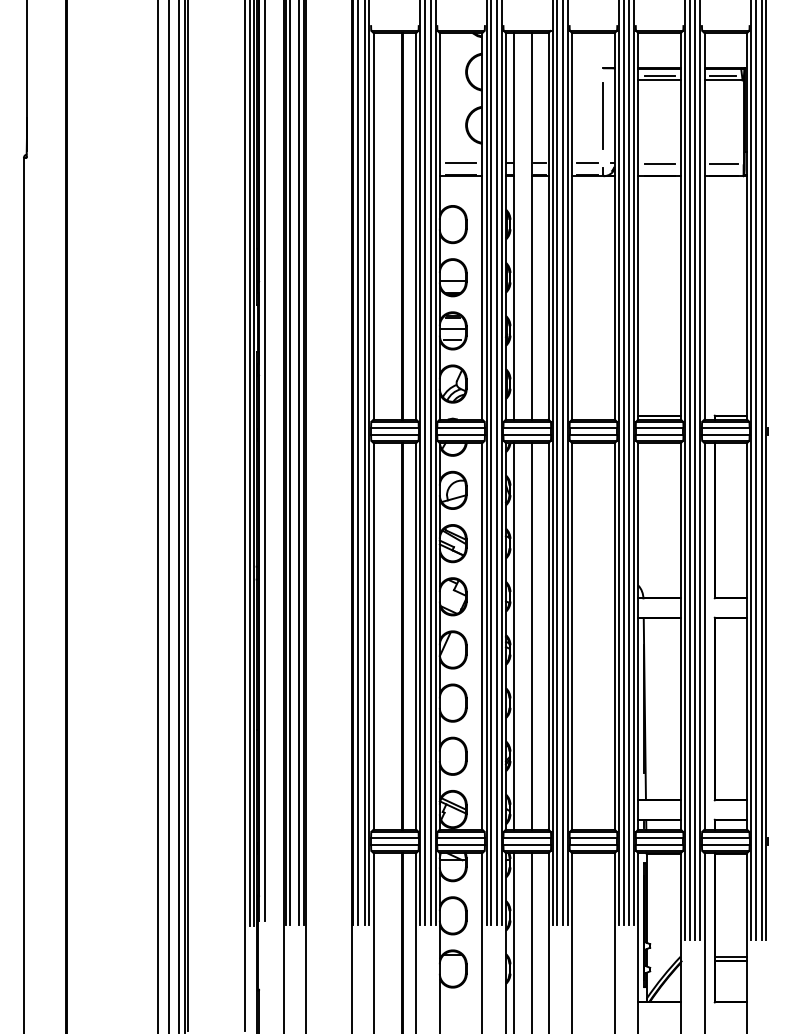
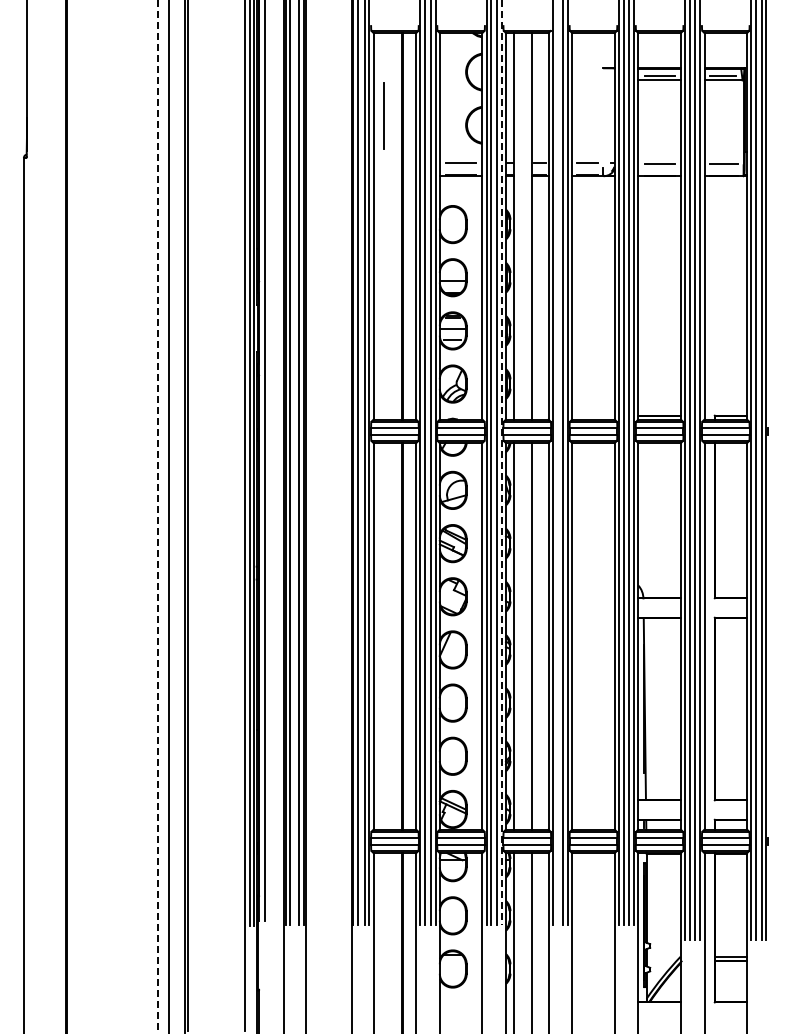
line position: (602, 115) -> (383, 115) (383, 115)
line: solid -> dashed (501, 462)
line: present -> none (557, 463)
line: solid -> dashed (158, 516)
line: present -> none (179, 516)
